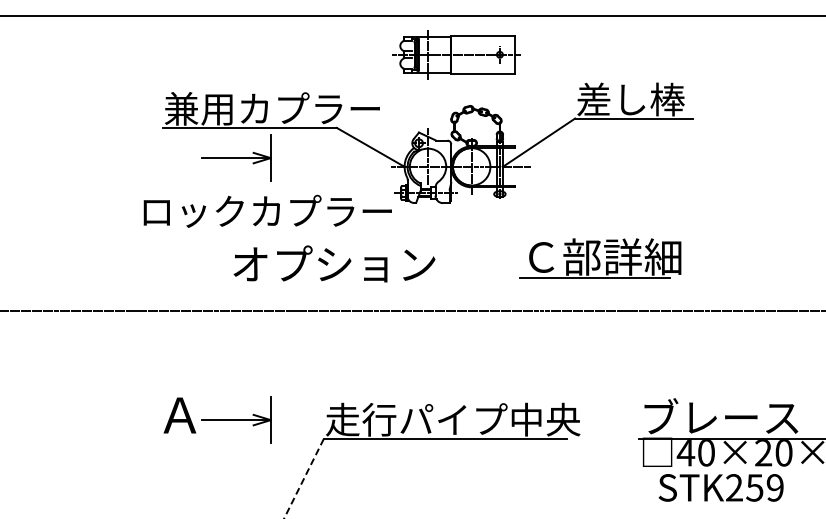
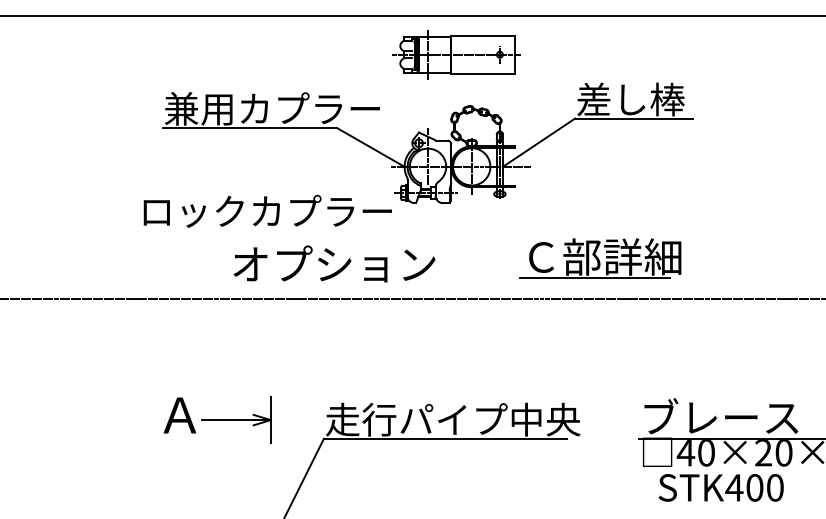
part: present -> none (236, 157)
line position: (412, 311) -> (412, 299) (412, 299)
line: dashed -> solid (304, 478)
text: STK259 -> STK400 (754, 487)
